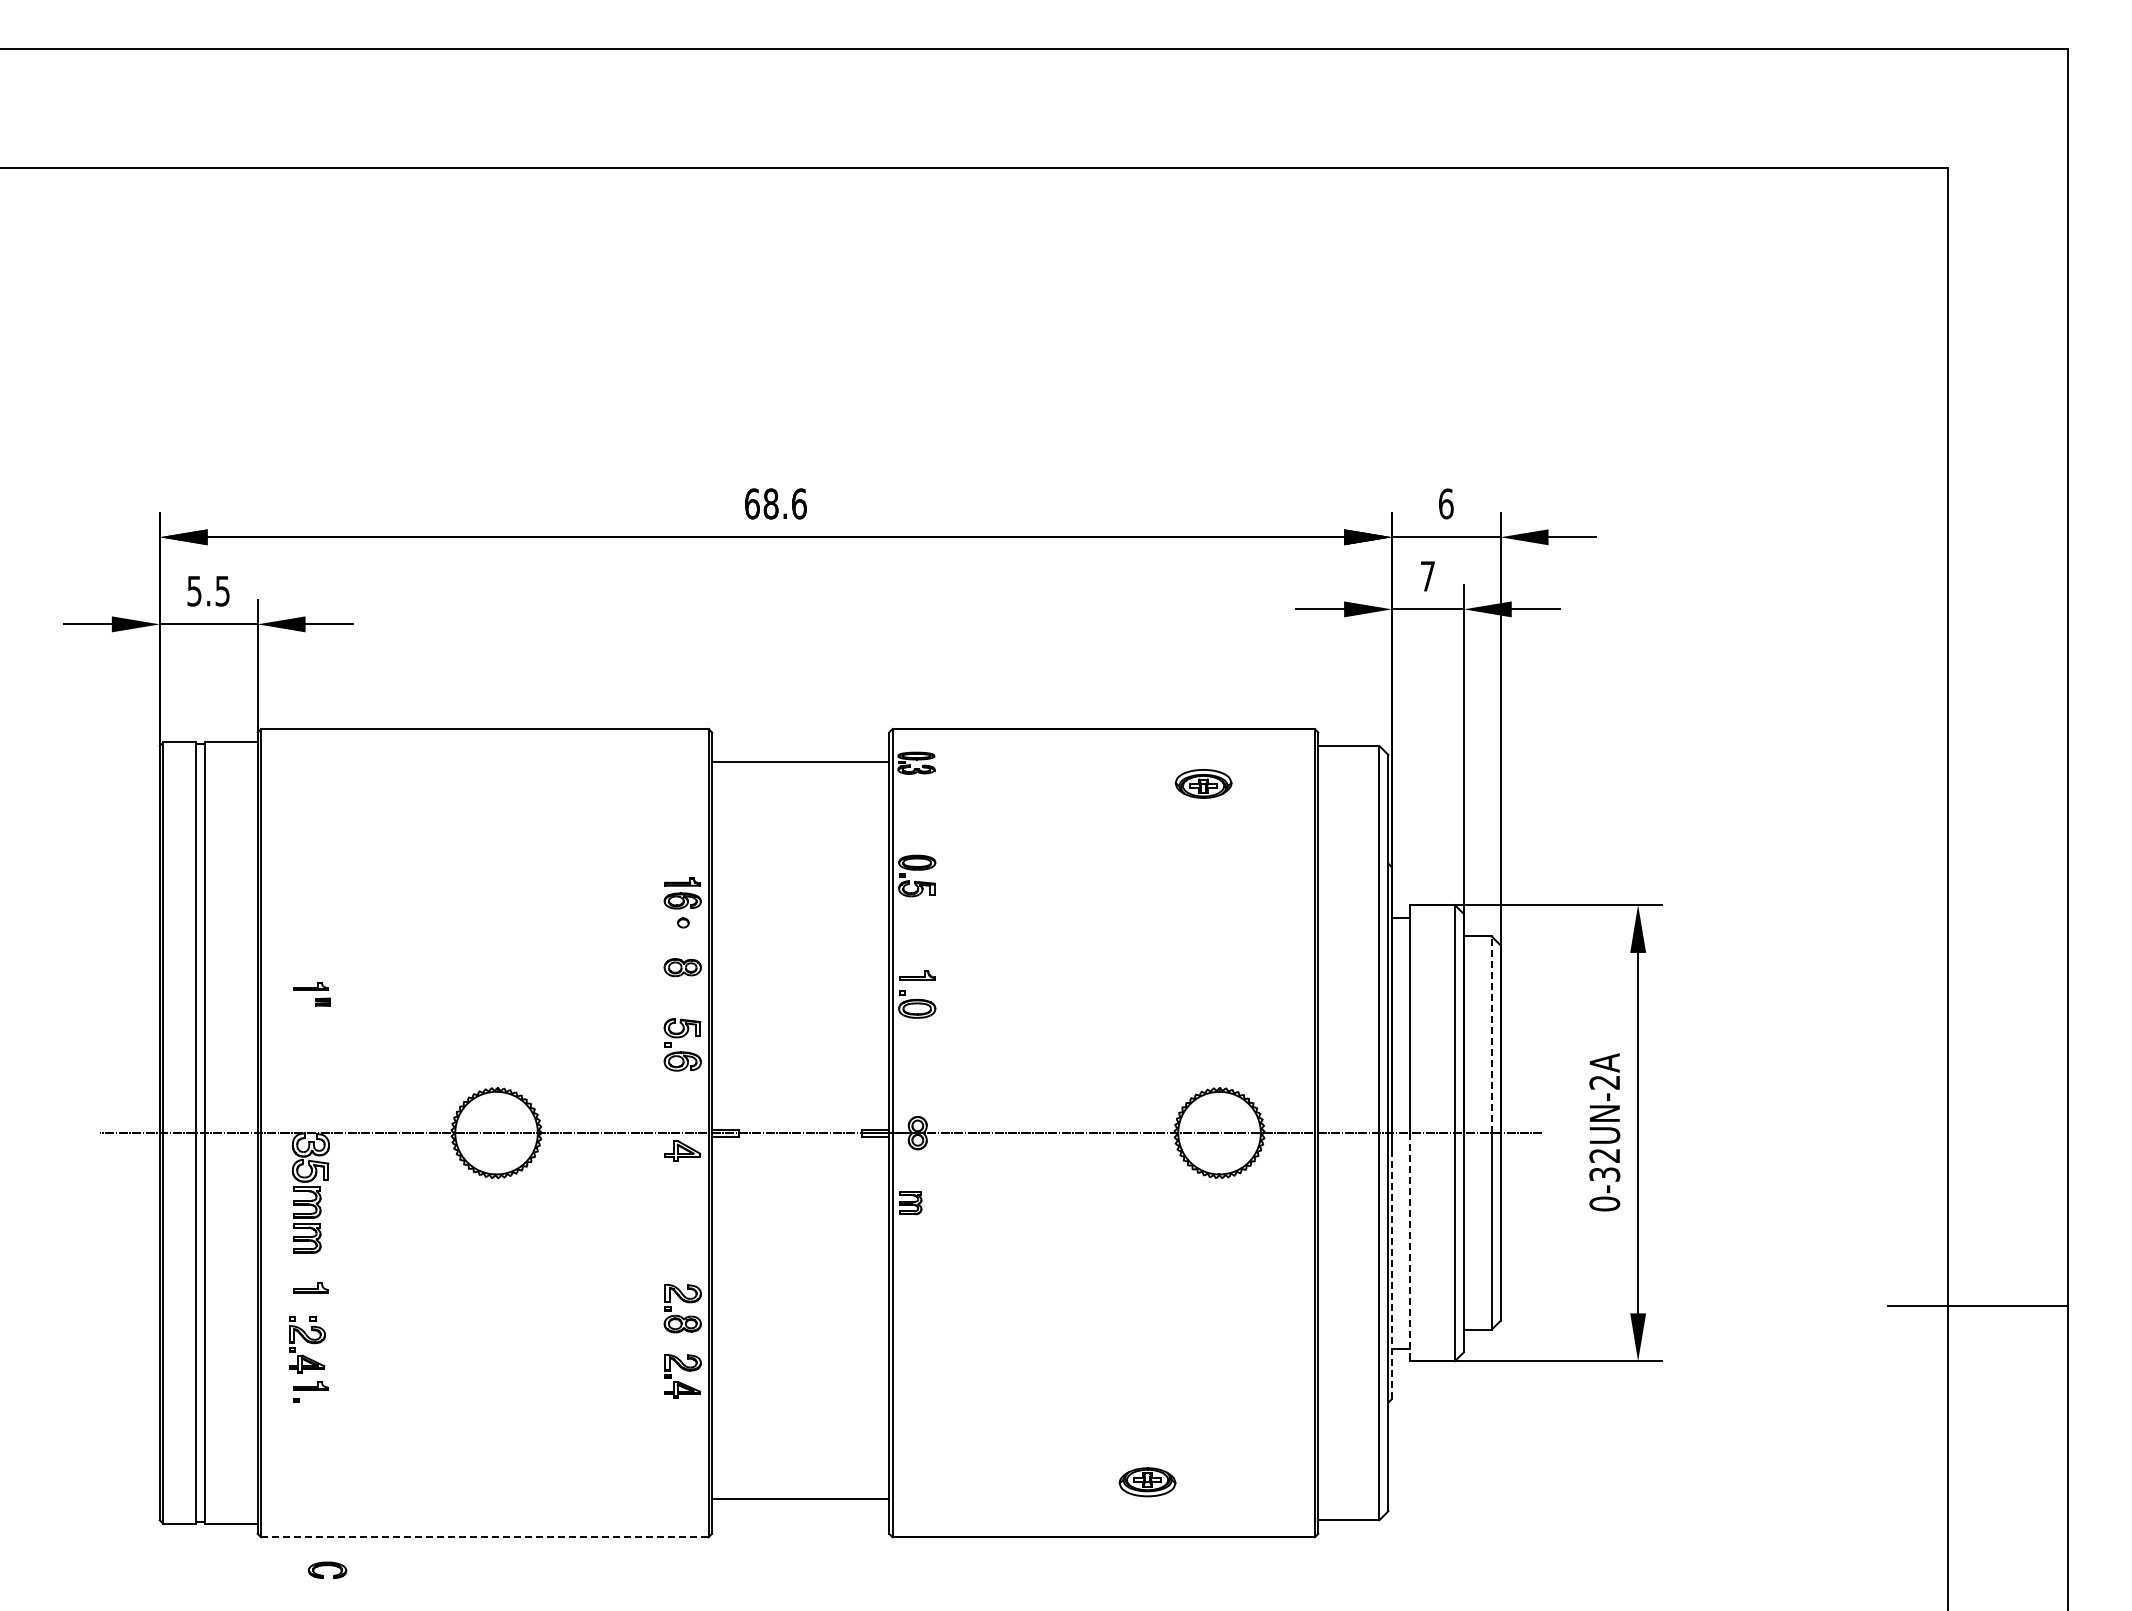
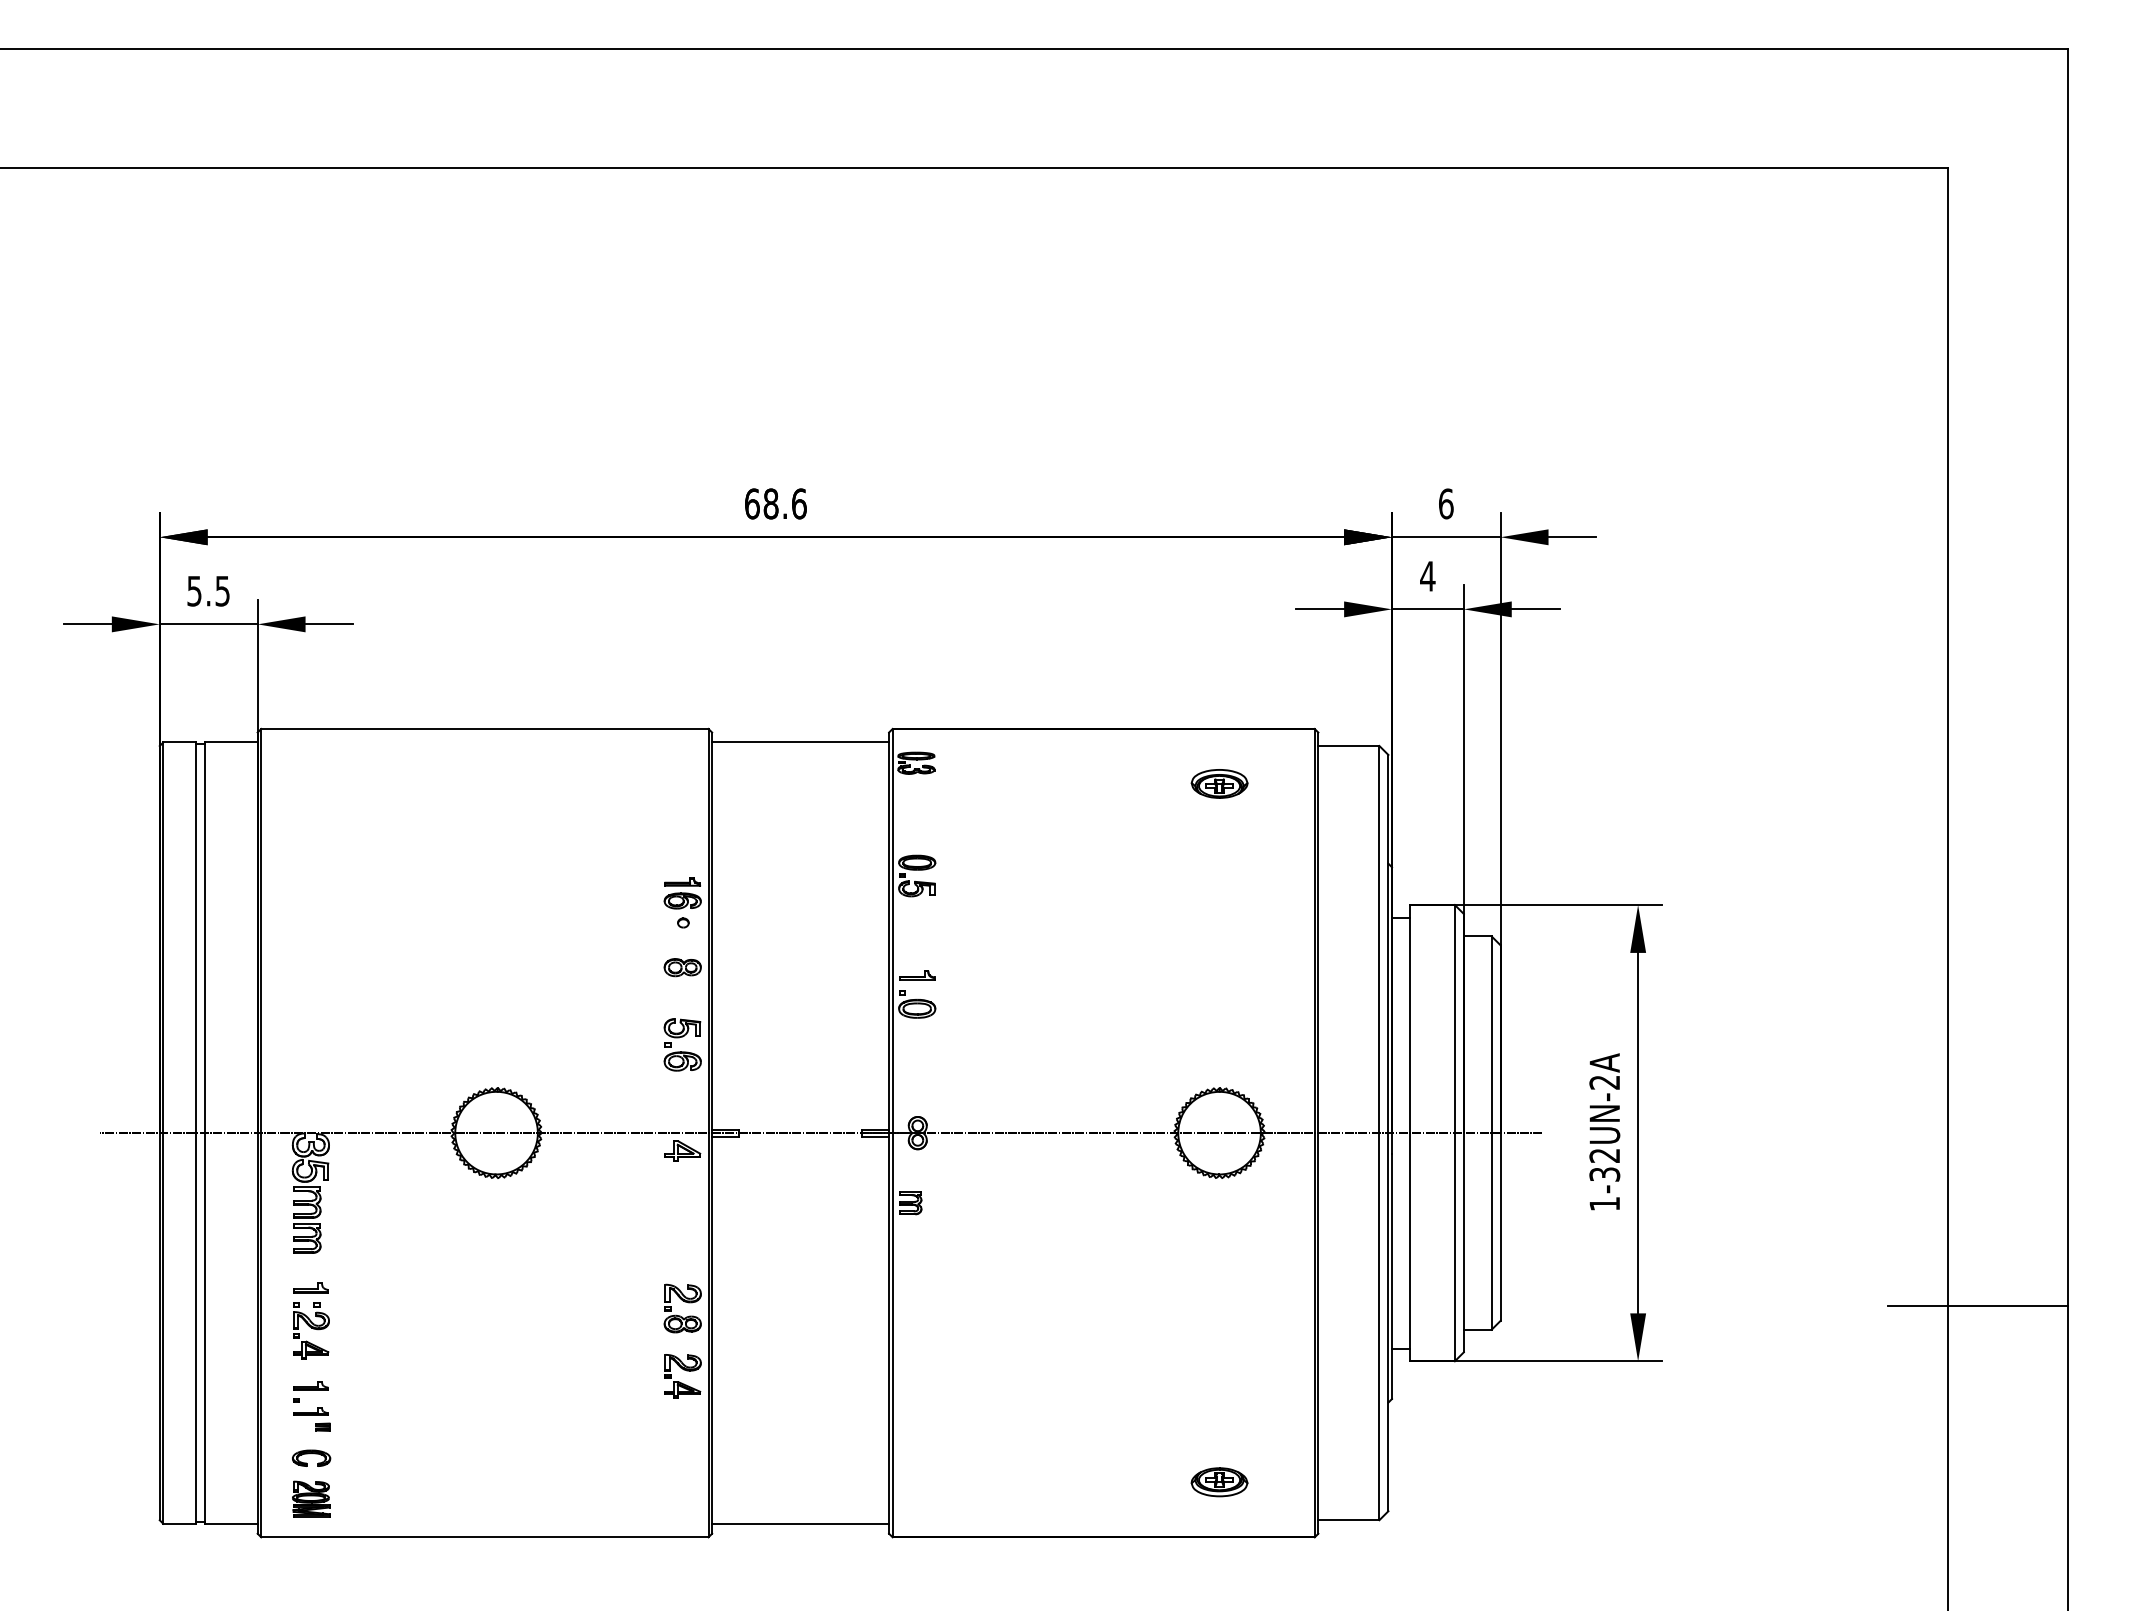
text: 7 -> 4 (1427, 576)
line position: (800, 762) -> (800, 742) (800, 742)
part position: (1203, 783) -> (1219, 783) (1219, 783)
part position: (311, 994) -> (311, 1419) (311, 1419)
line: dashed -> solid (1491, 1034)
text: 0-32UN-2A -> 1-32UN-2A (1604, 1203)
line: dashed -> solid (1409, 1247)
line: dashed -> solid (1392, 1276)
part position: (307, 1344) -> (311, 1330) (311, 1330)
part position: (1147, 1482) -> (1219, 1482) (1219, 1482)
part: none -> present (311, 1498)
line position: (800, 1498) -> (800, 1523) (800, 1523)
line: dashed -> solid (484, 1537)
part position: (327, 1569) -> (311, 1457) (311, 1457)
